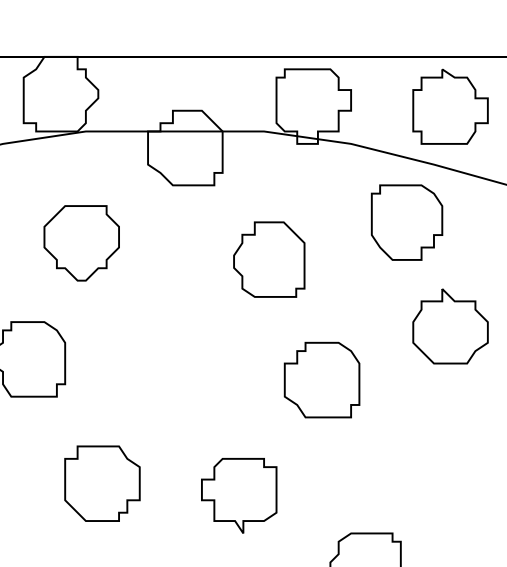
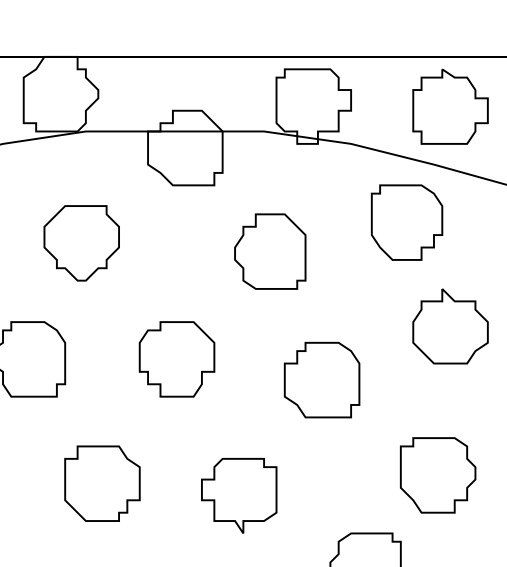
part position: (269, 259) -> (270, 251) (270, 251)
part: none -> present (176, 359)
part: none -> present (438, 475)
